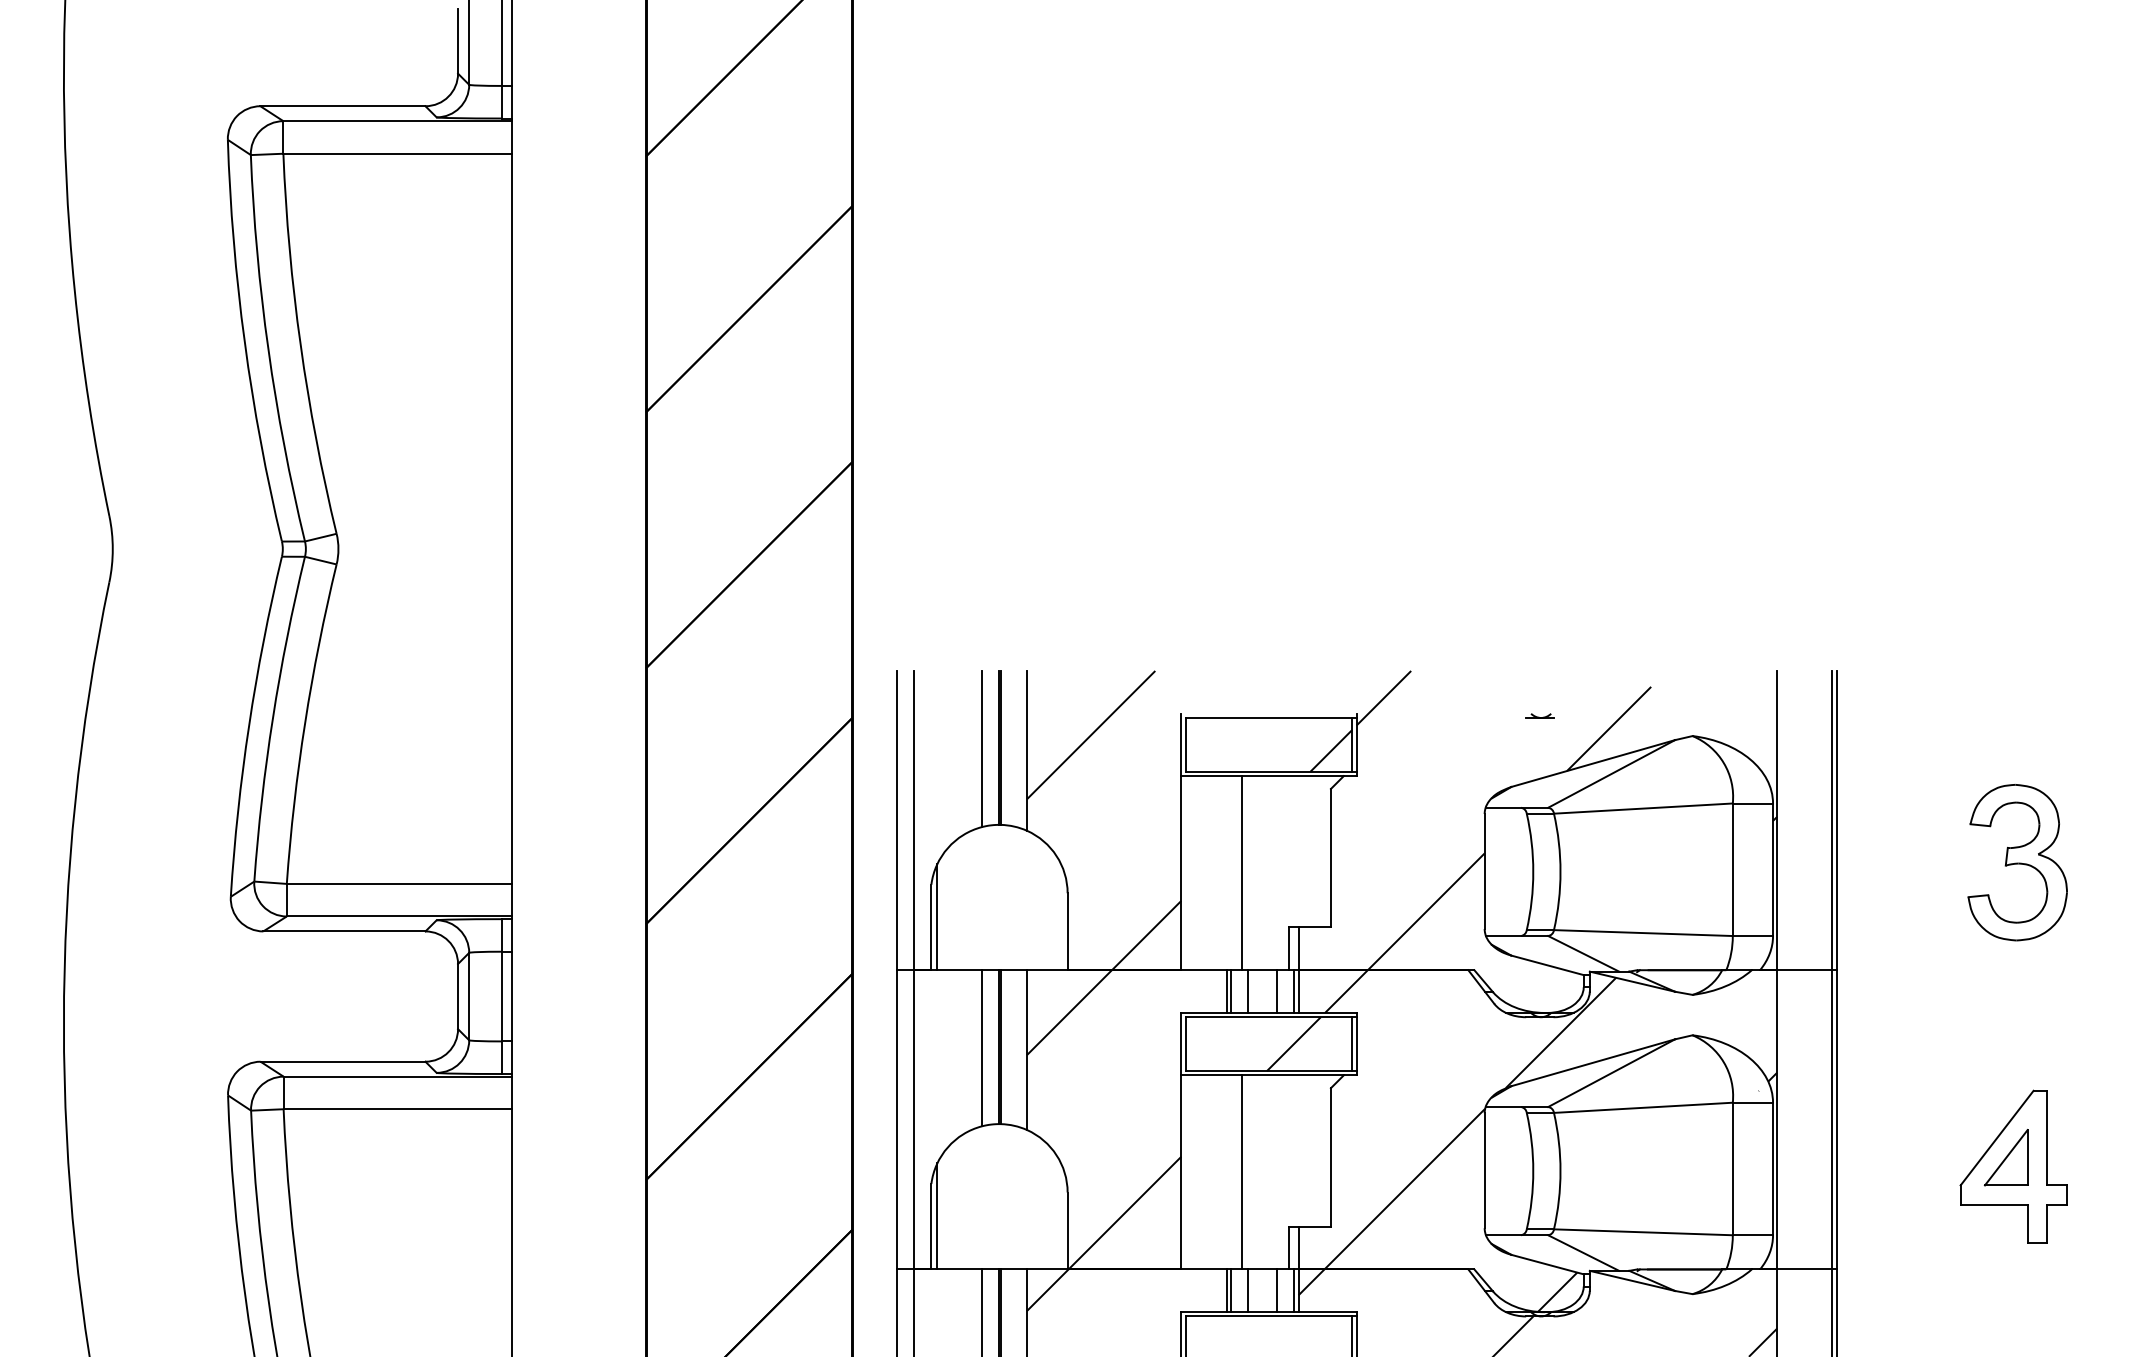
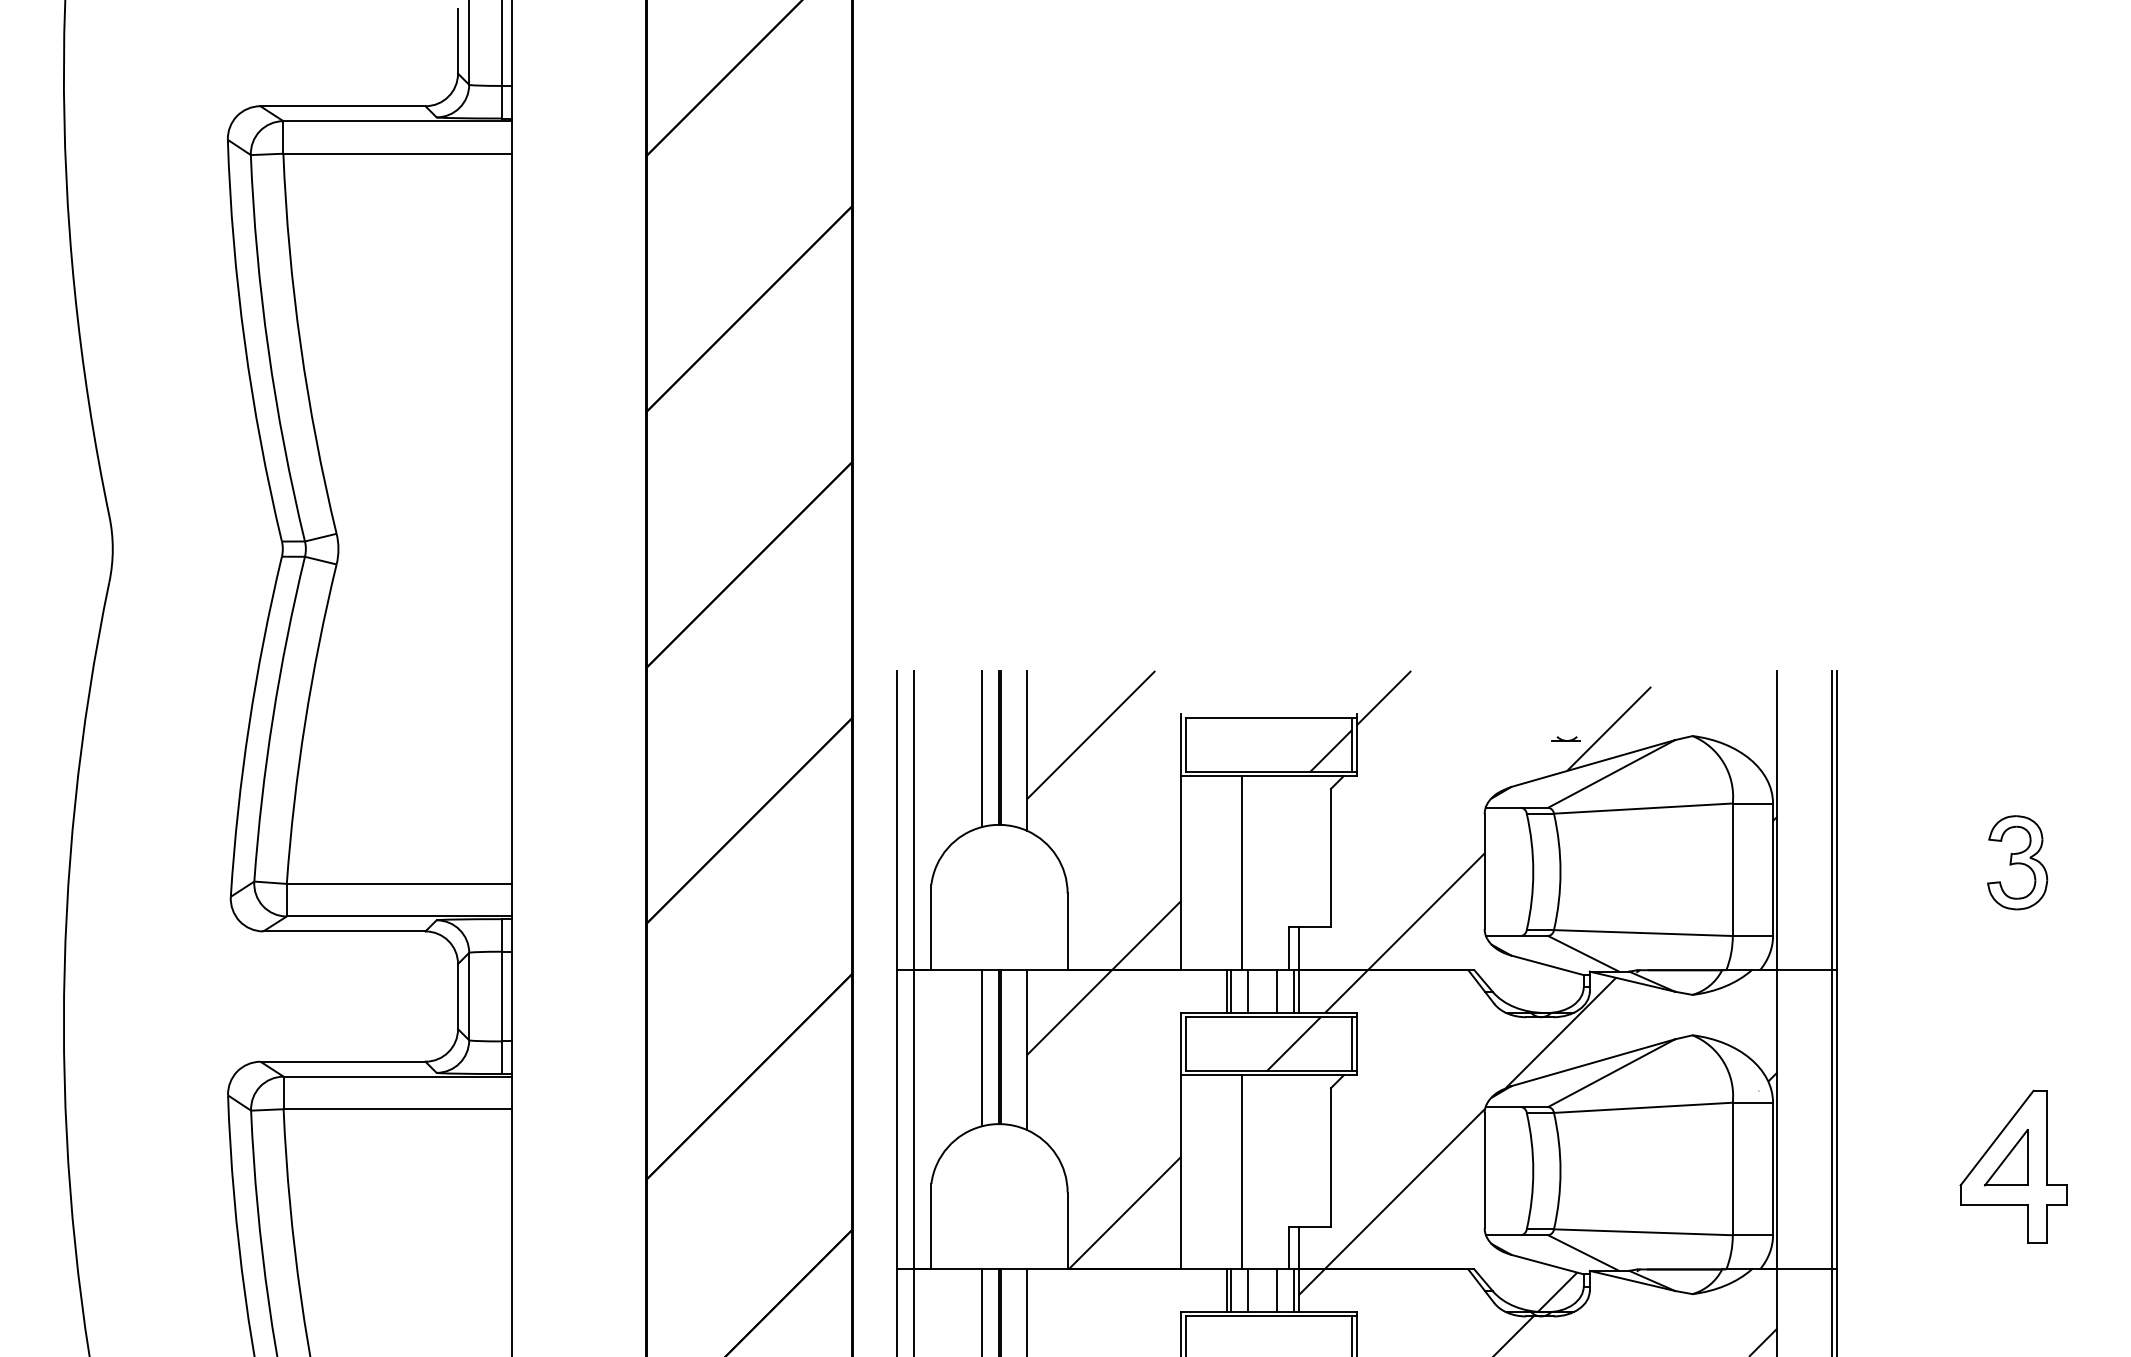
part position: (1539, 715) -> (1565, 738) (1565, 738)
part size: 101x158 px -> 62x96 px (2017, 862)
line: present -> none (937, 917)
line: present -> none (937, 1216)
hatch: present -> none (1047, 1290)
